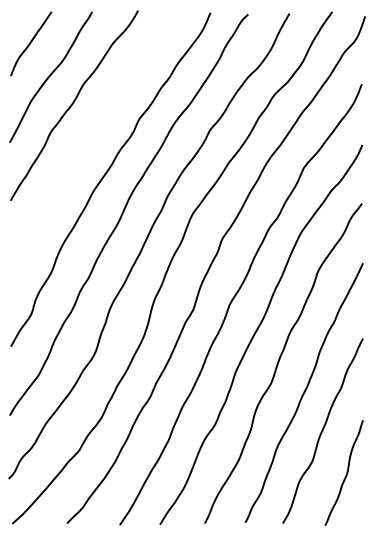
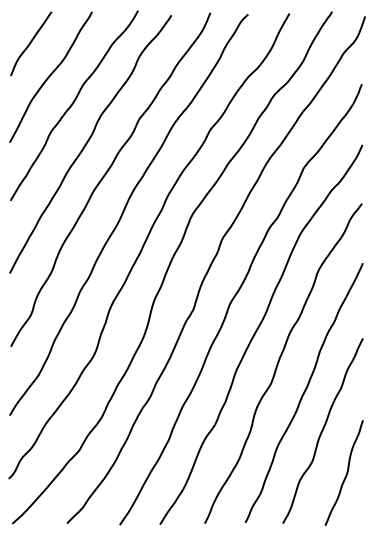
curve: none -> present (88, 142)
